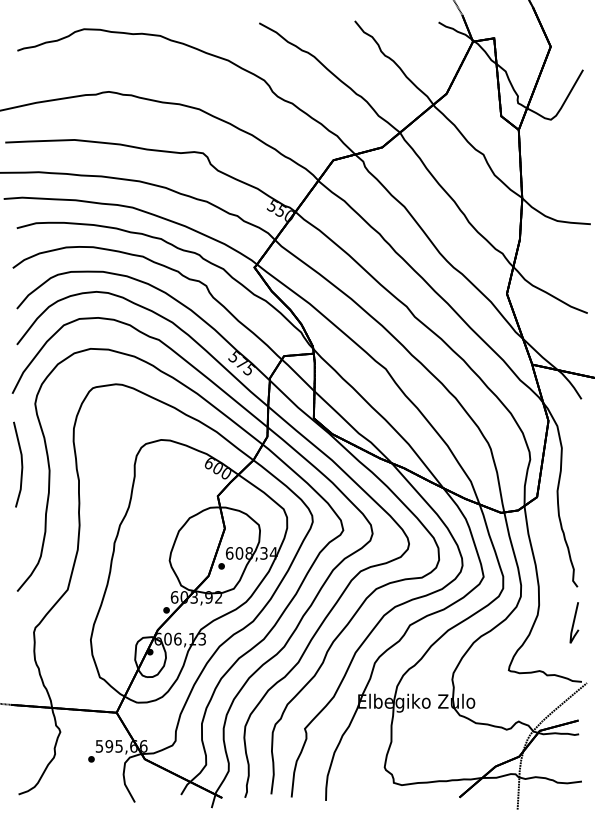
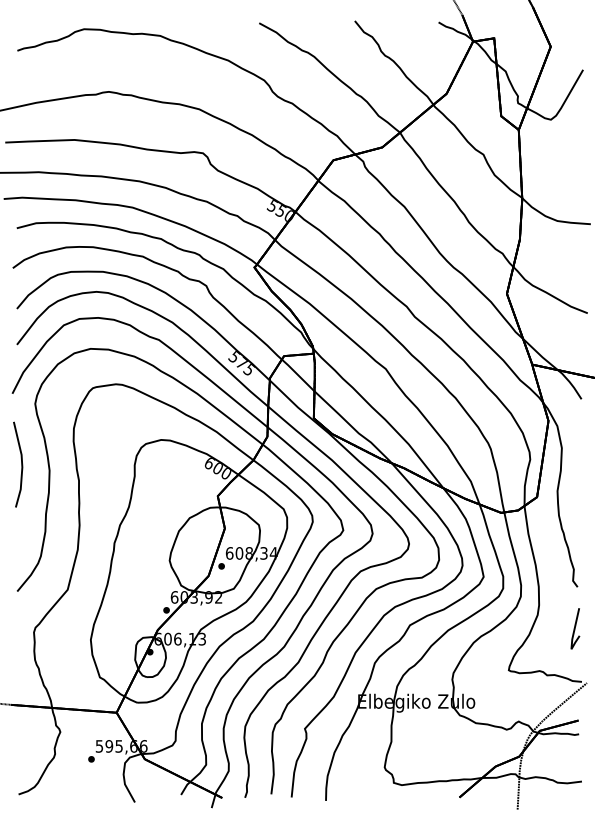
line position: (574, 622) -> (575, 628) (575, 628)
